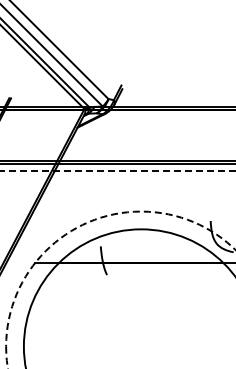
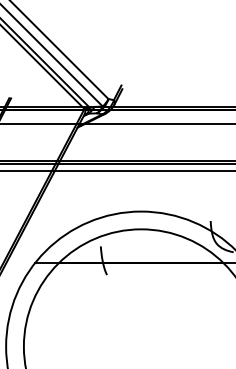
line: none -> present (117, 123)
line: dashed -> solid (118, 171)
circle: dashed -> solid (120, 289)
